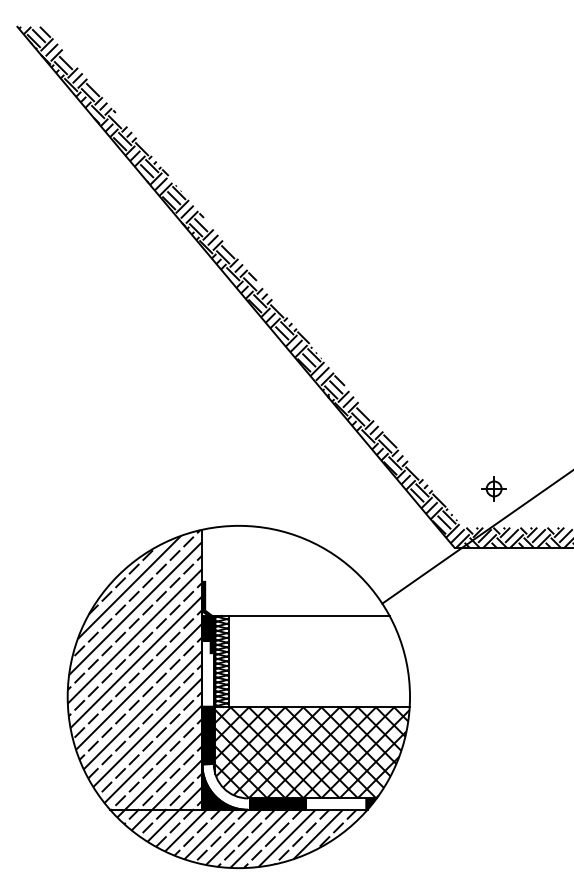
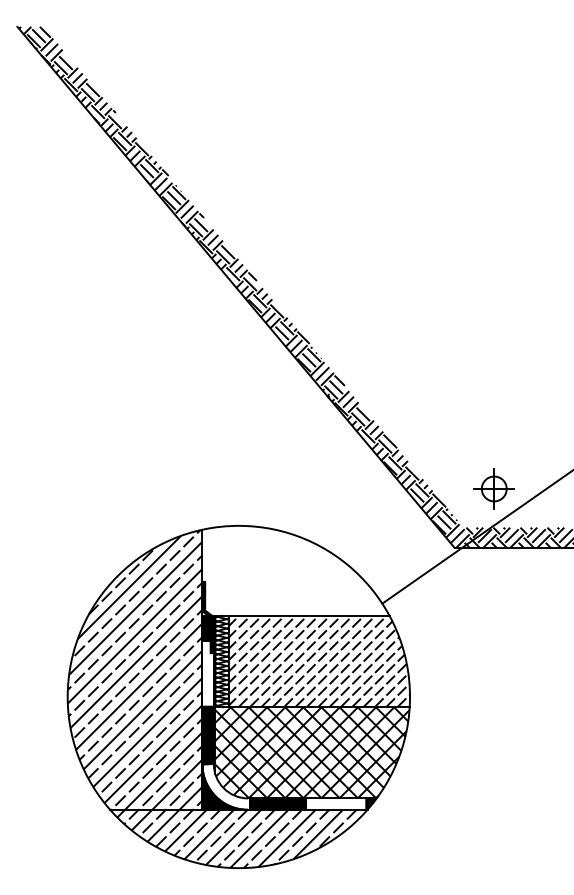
part size: 26x26 px -> 42x42 px (493, 488)
hatch: none -> present (318, 660)
